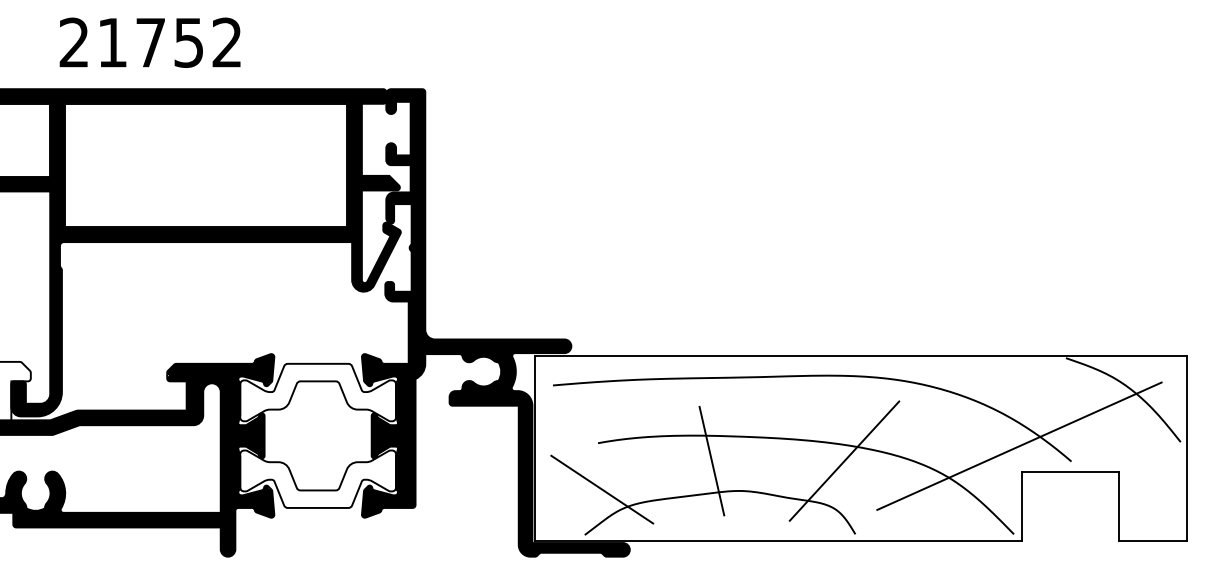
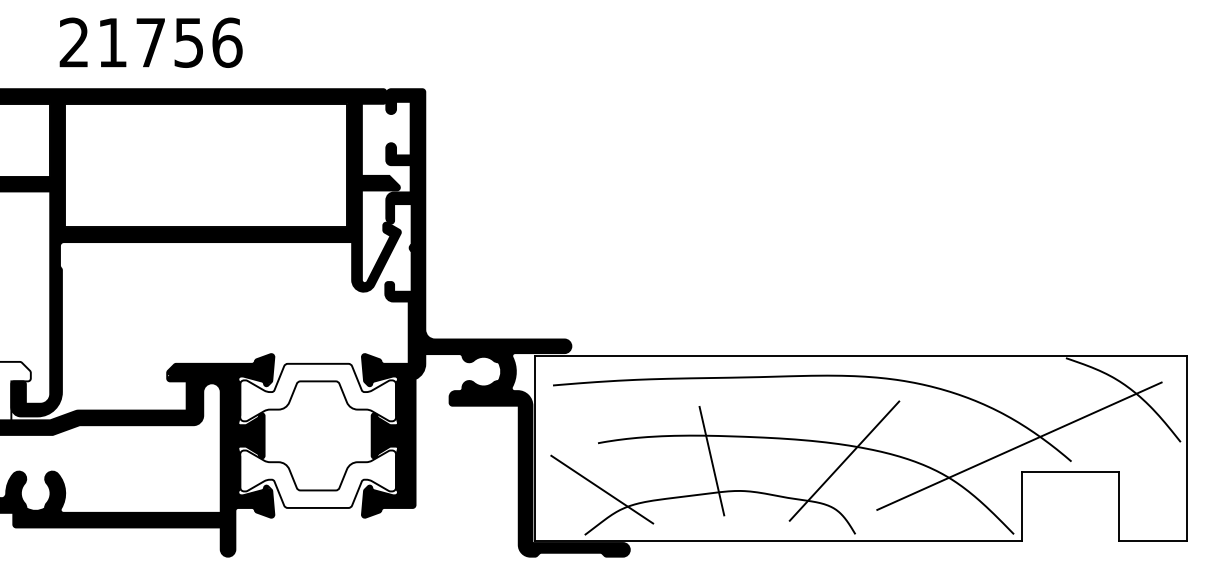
text: 21752 -> 21756 (227, 42)
